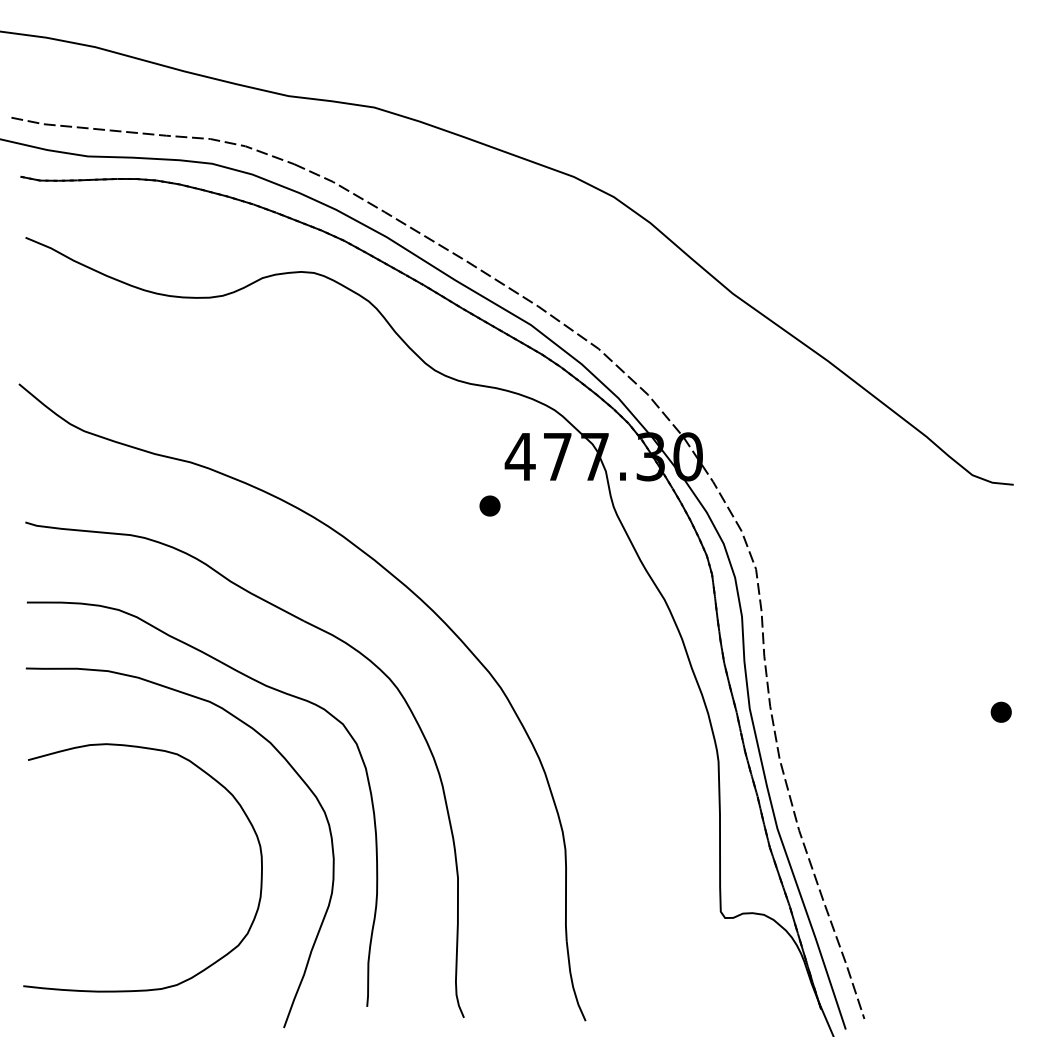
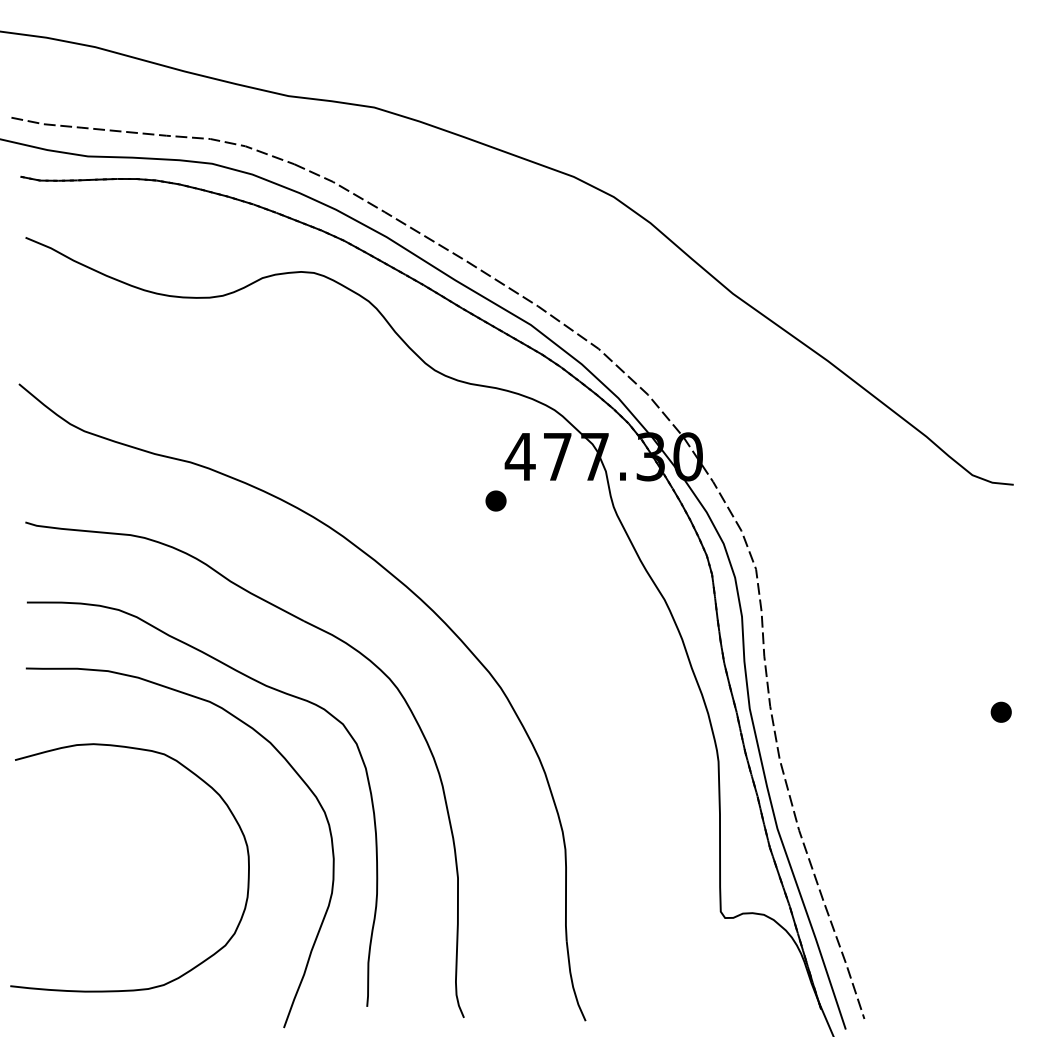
part position: (489, 505) -> (495, 500) (495, 500)
curve position: (211, 778) -> (198, 778) (198, 778)
